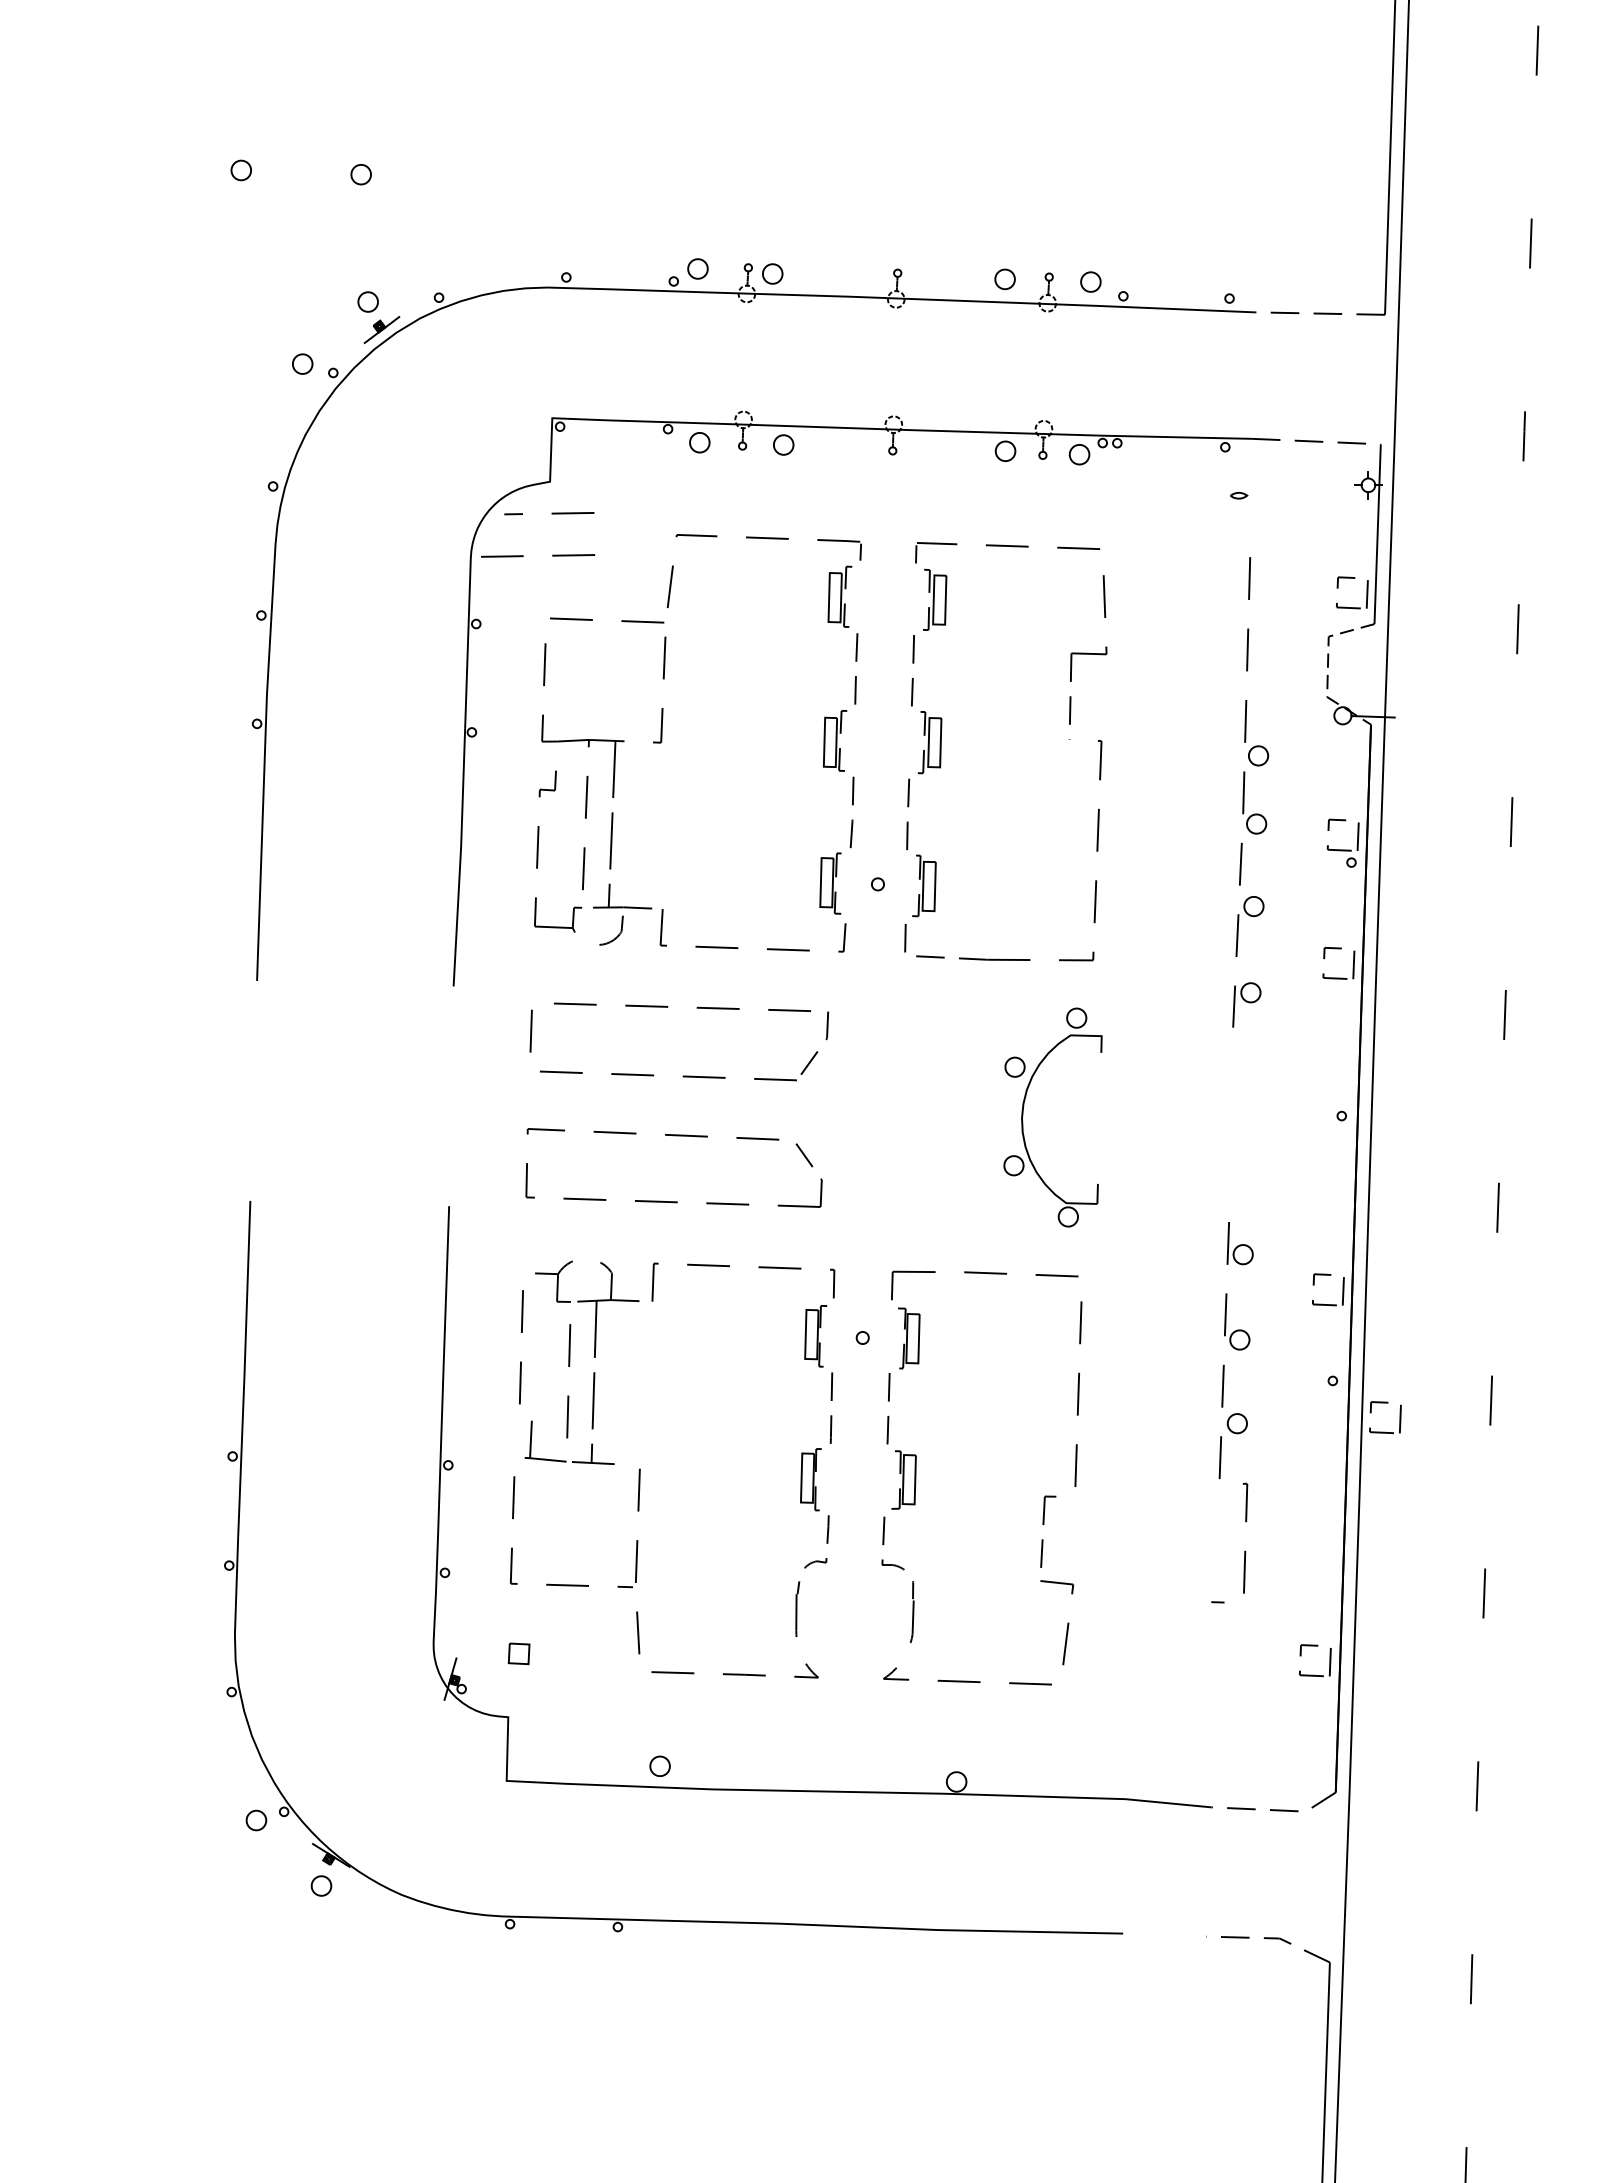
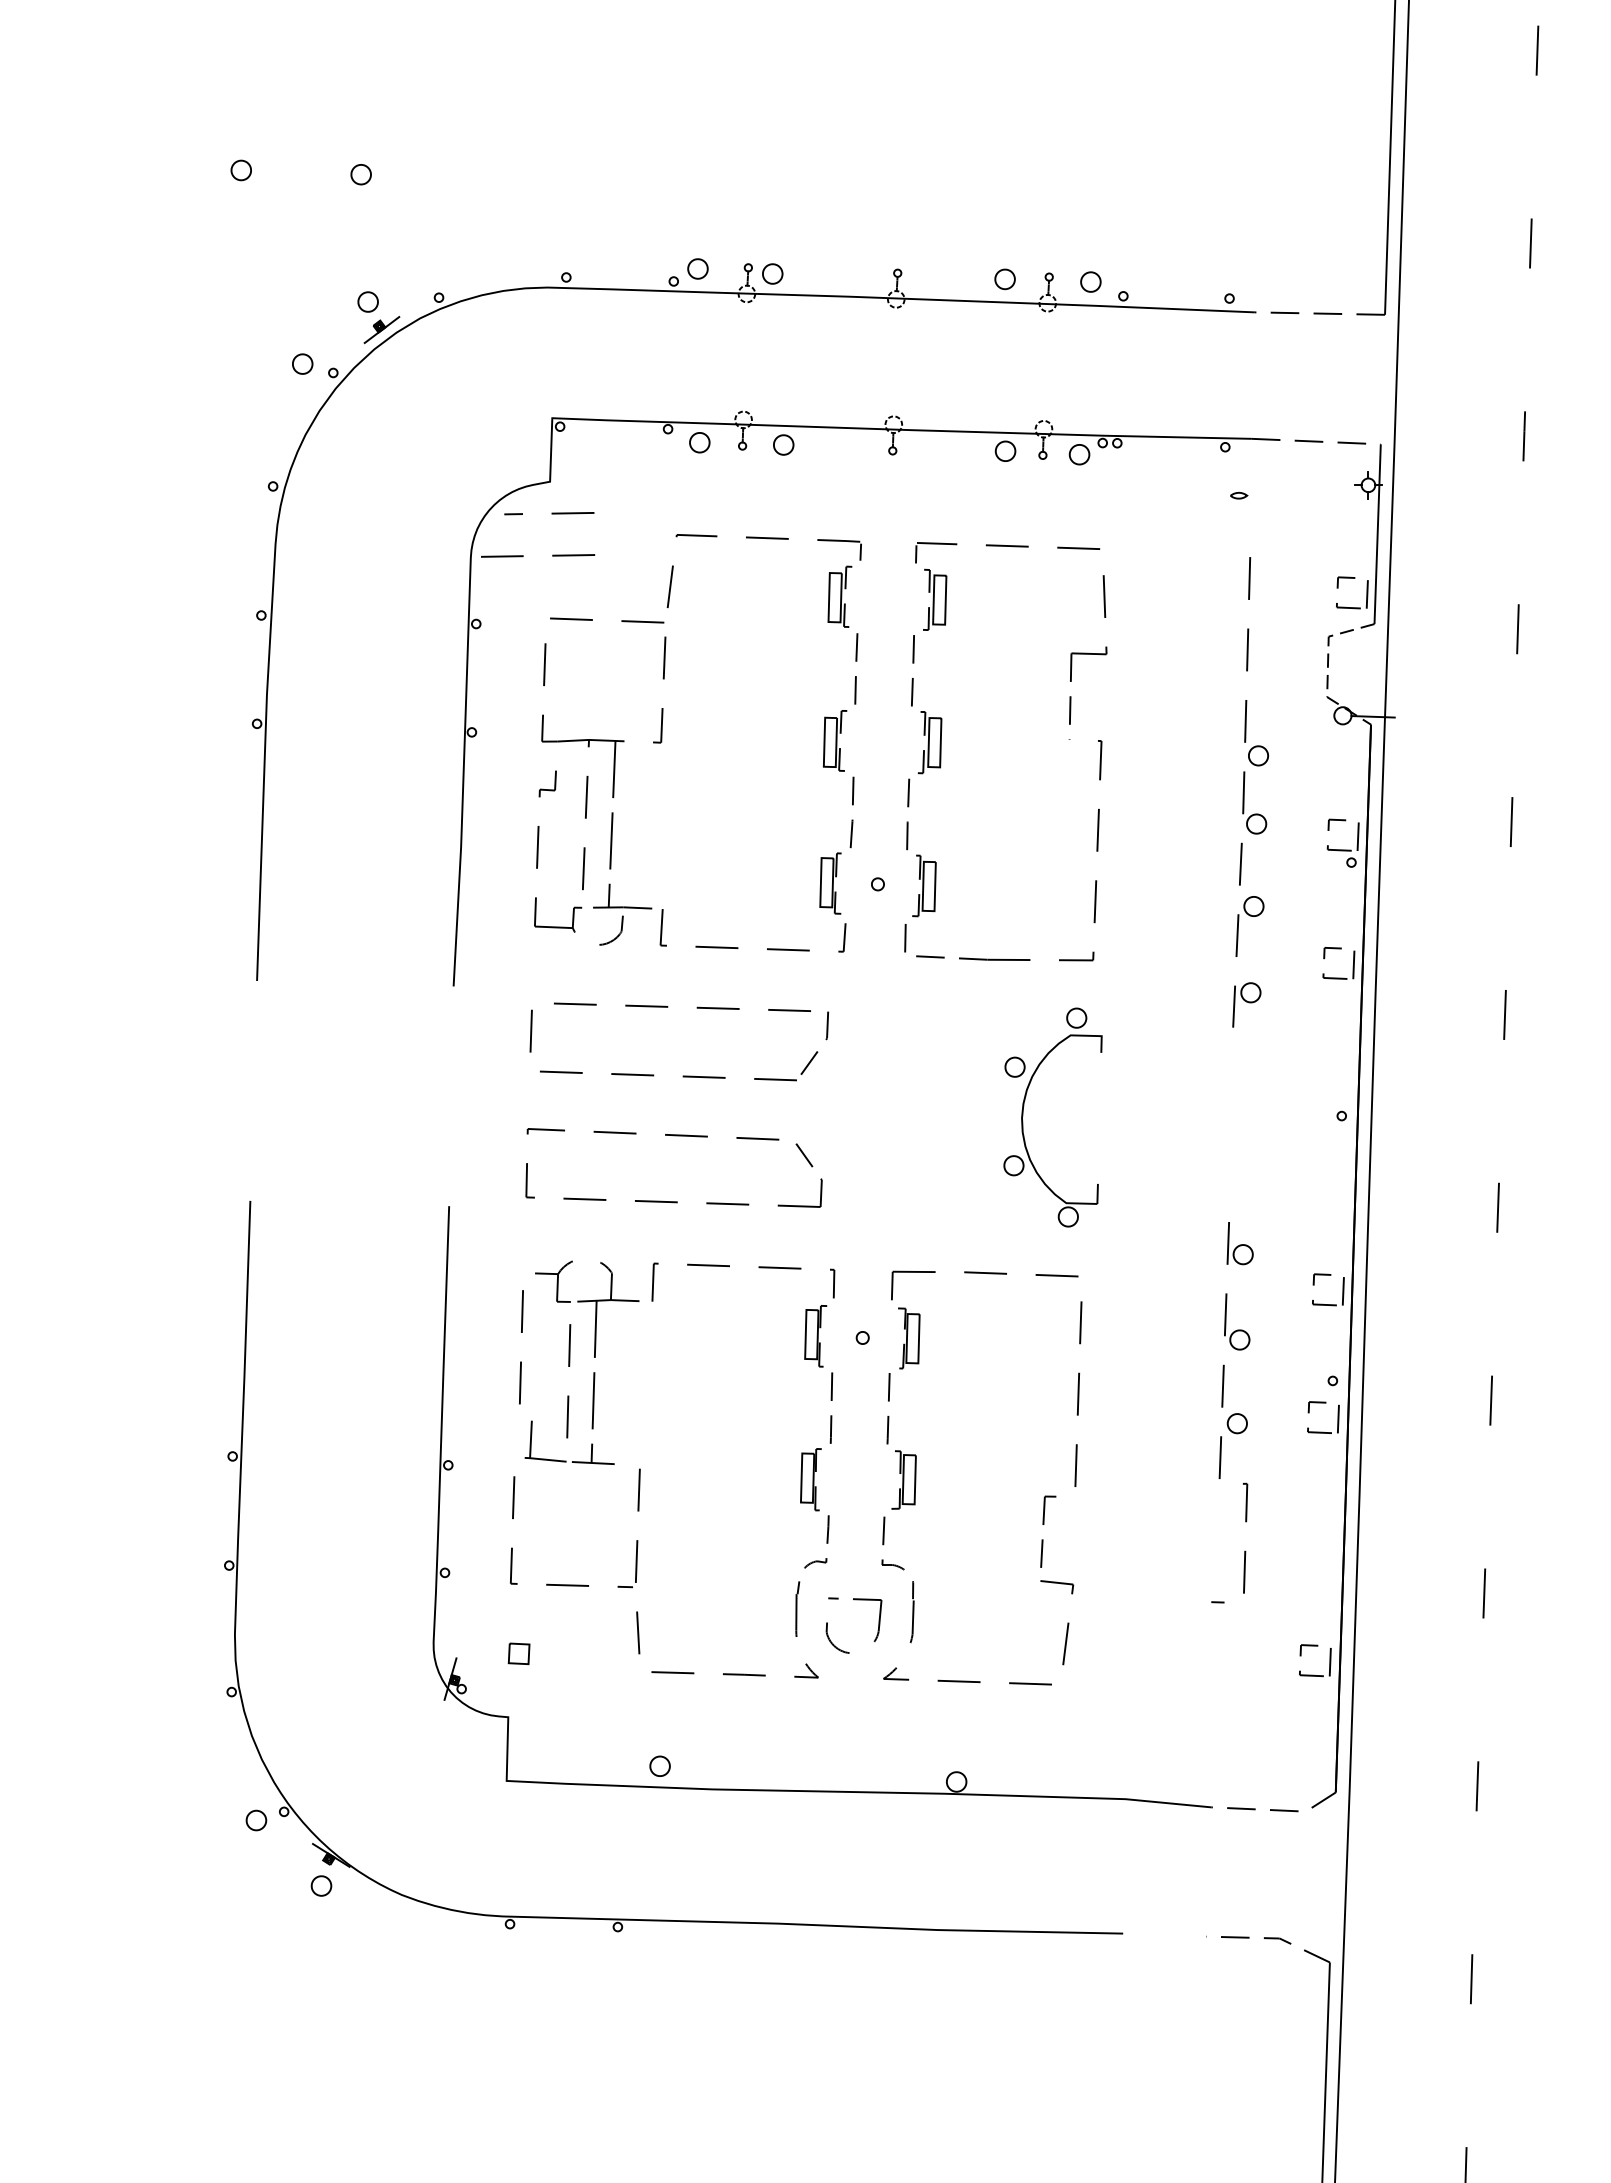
part position: (1385, 1403) -> (1323, 1403) (1323, 1403)
part: none -> present (877, 1630)
